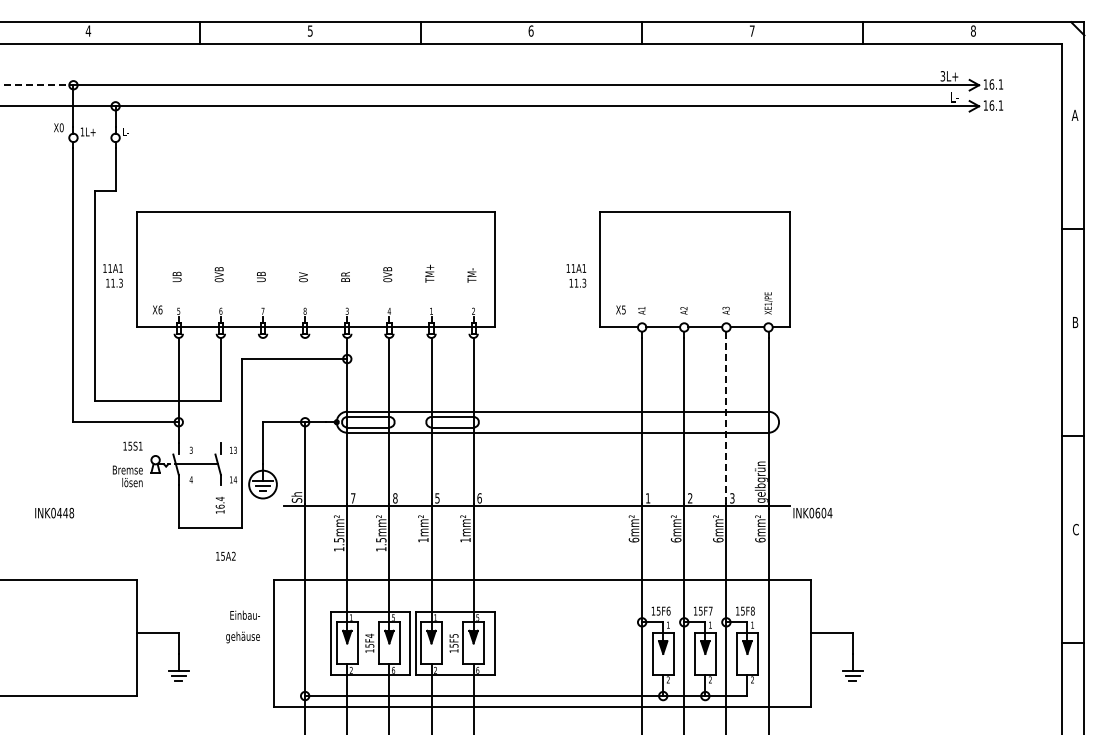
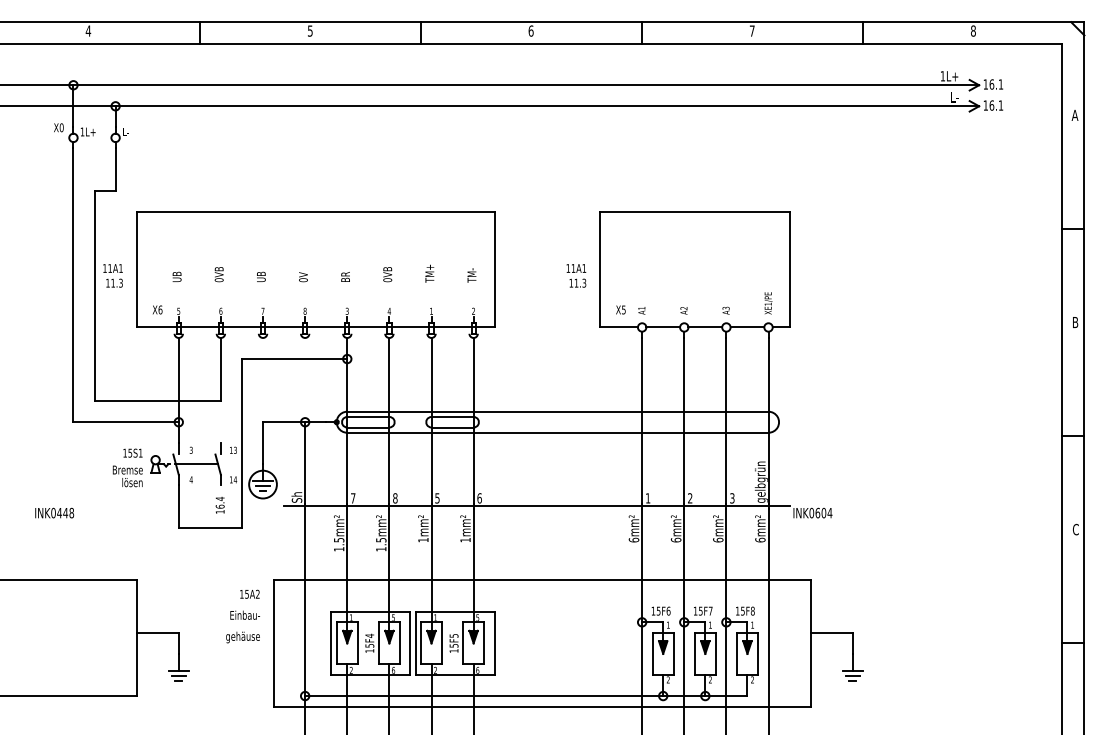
text: 3L+ -> 1L+ (942, 76)
line: dashed -> solid (37, 85)
line: dashed -> solid (726, 420)
text position: (132, 445) -> (132, 452) (132, 452)
text position: (225, 555) -> (249, 593) (249, 593)
